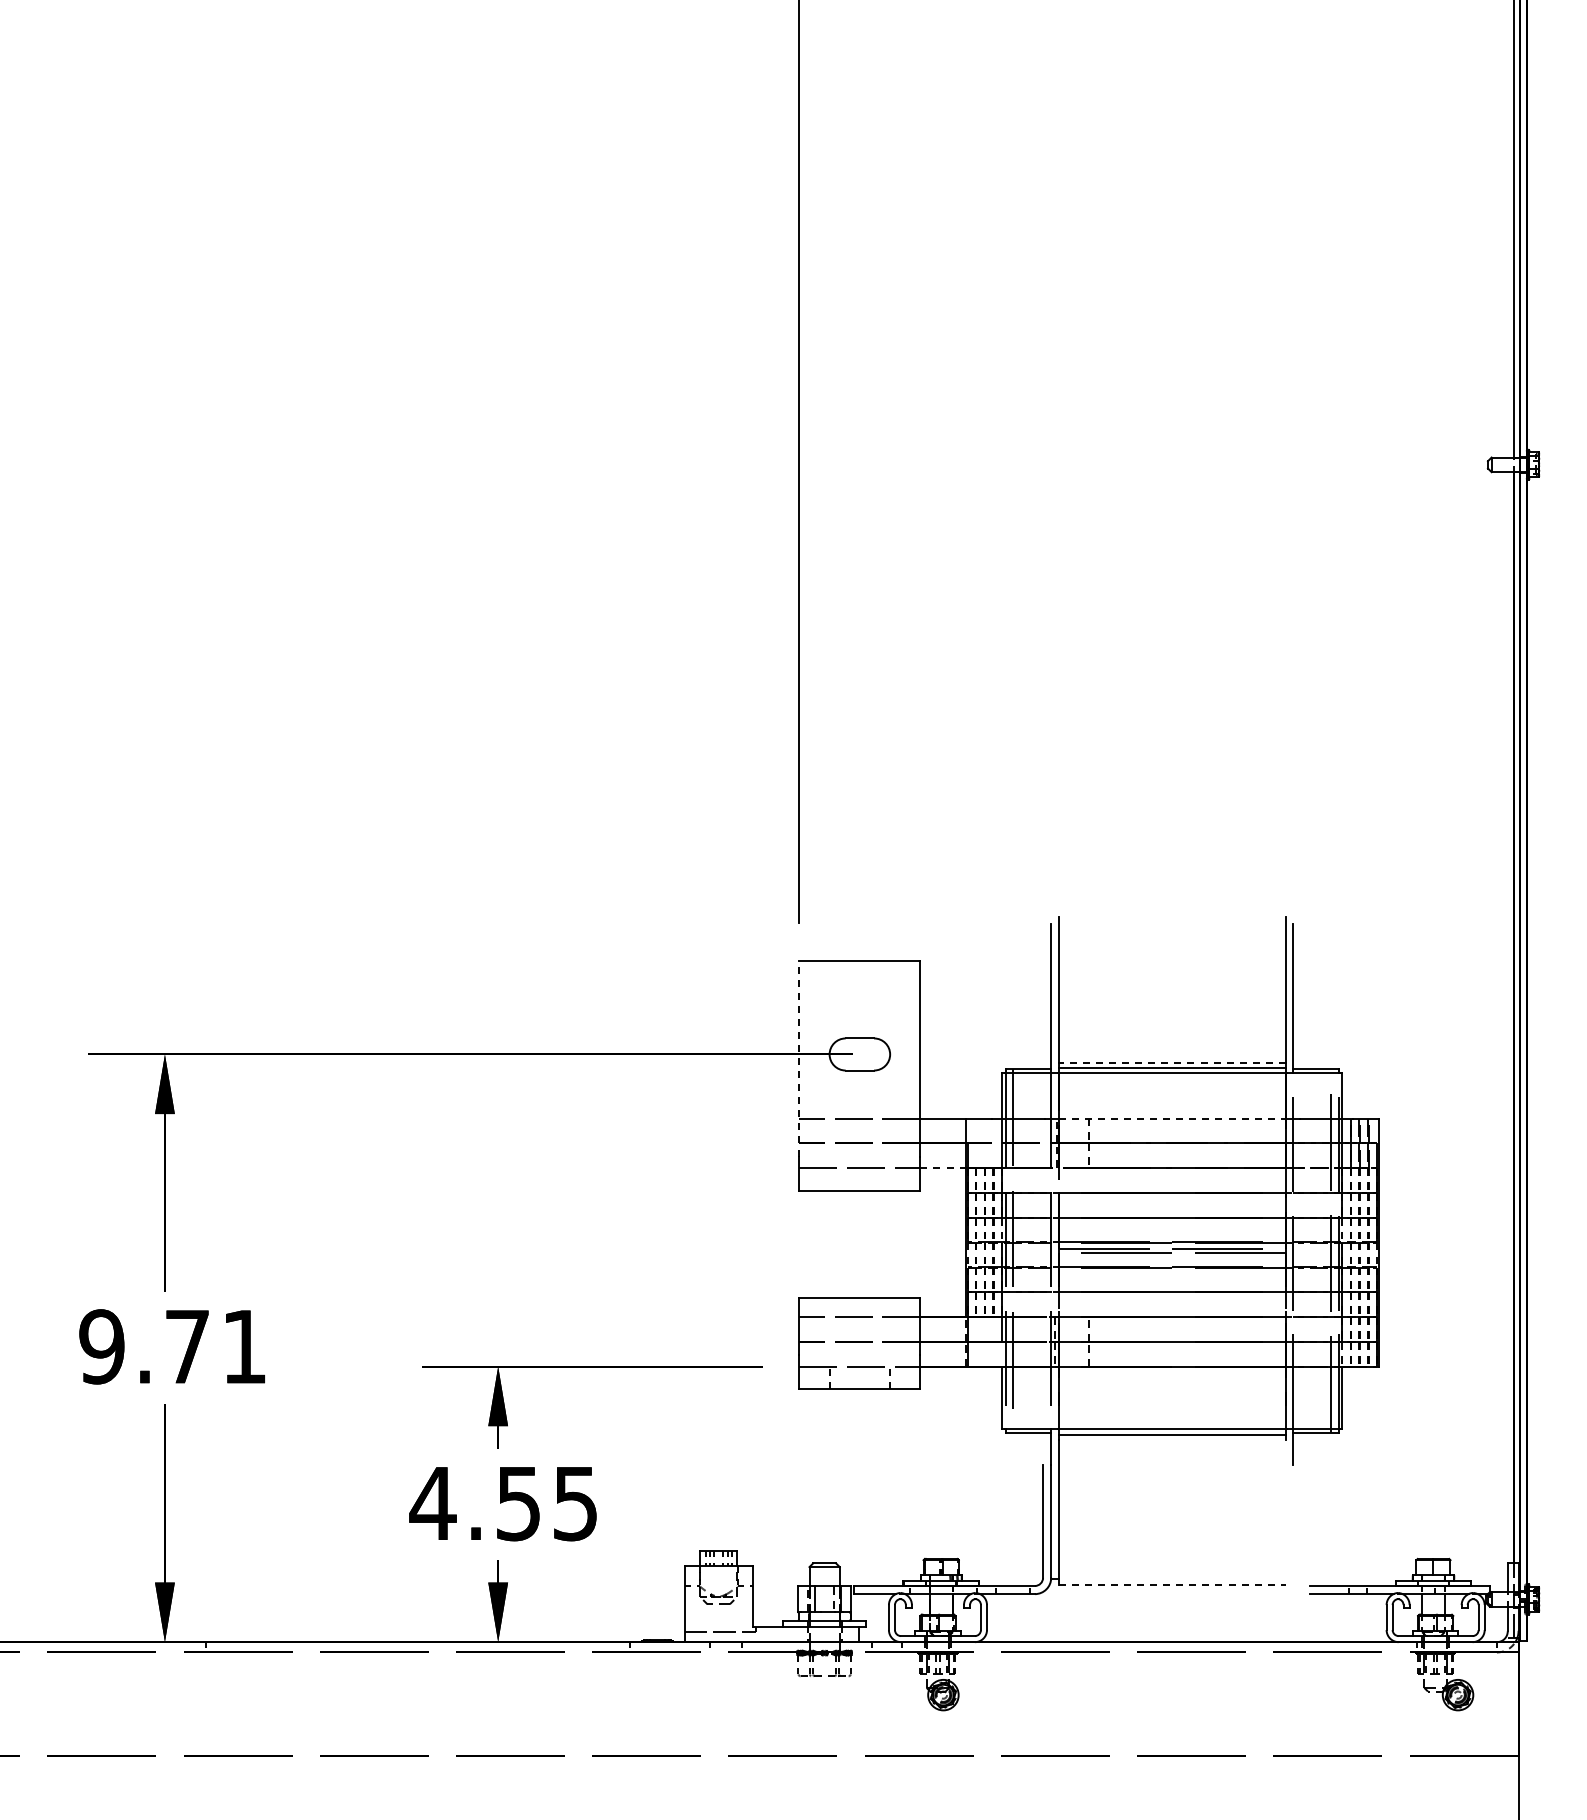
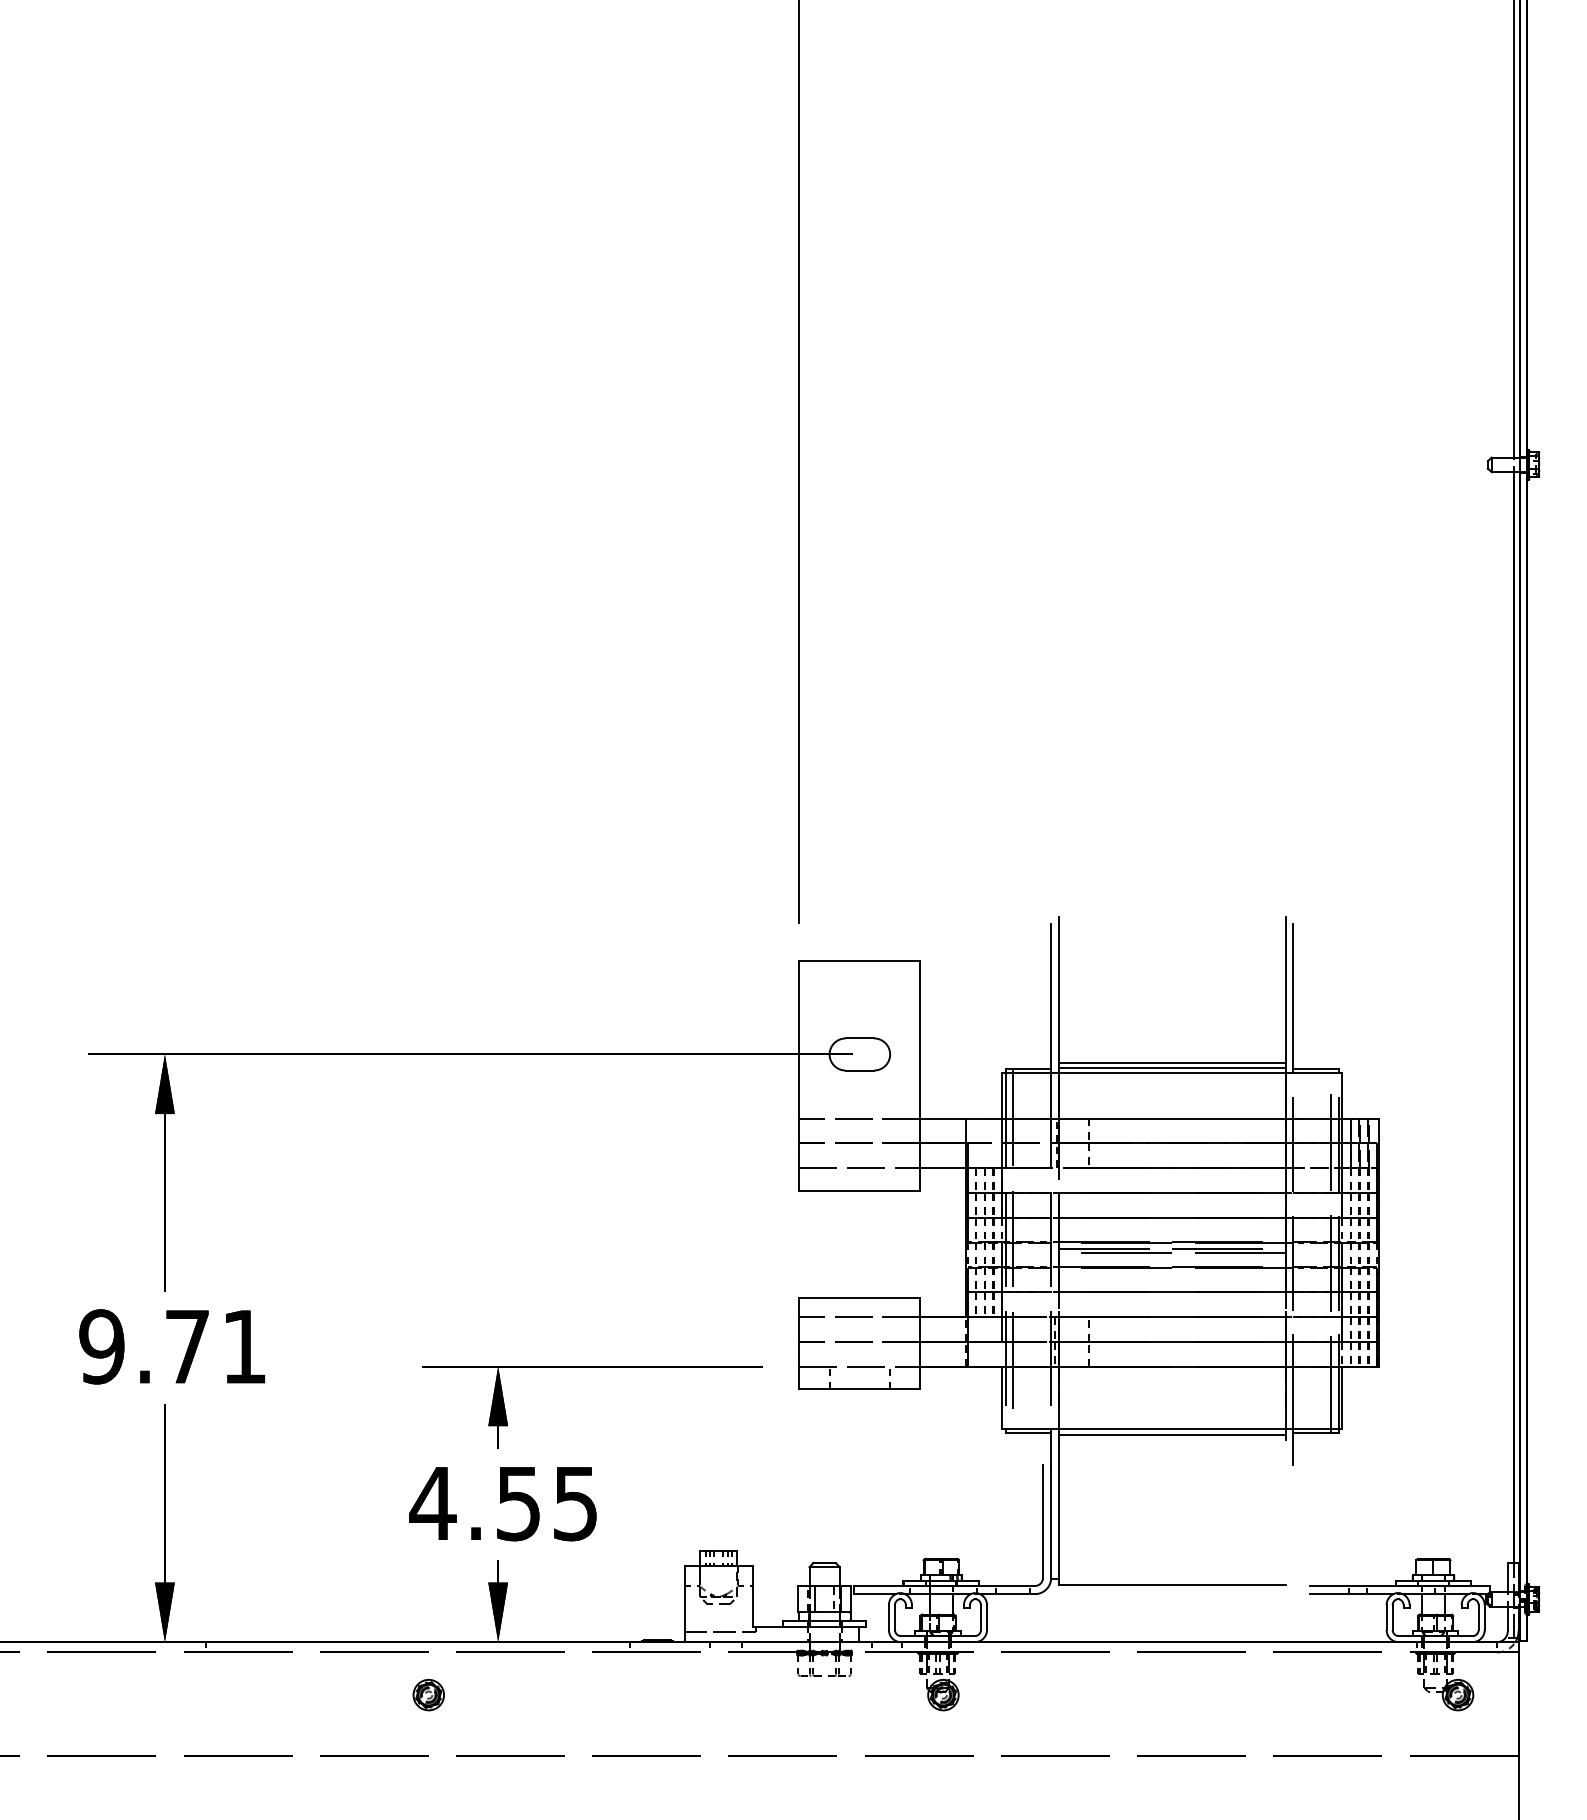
line: dashed -> solid (799, 1058)
line: dashed -> solid (1172, 1062)
line: dashed -> solid (1172, 1118)
line: dashed -> solid (943, 1168)
line: dashed -> solid (1172, 1585)
part: none -> present (428, 1695)
